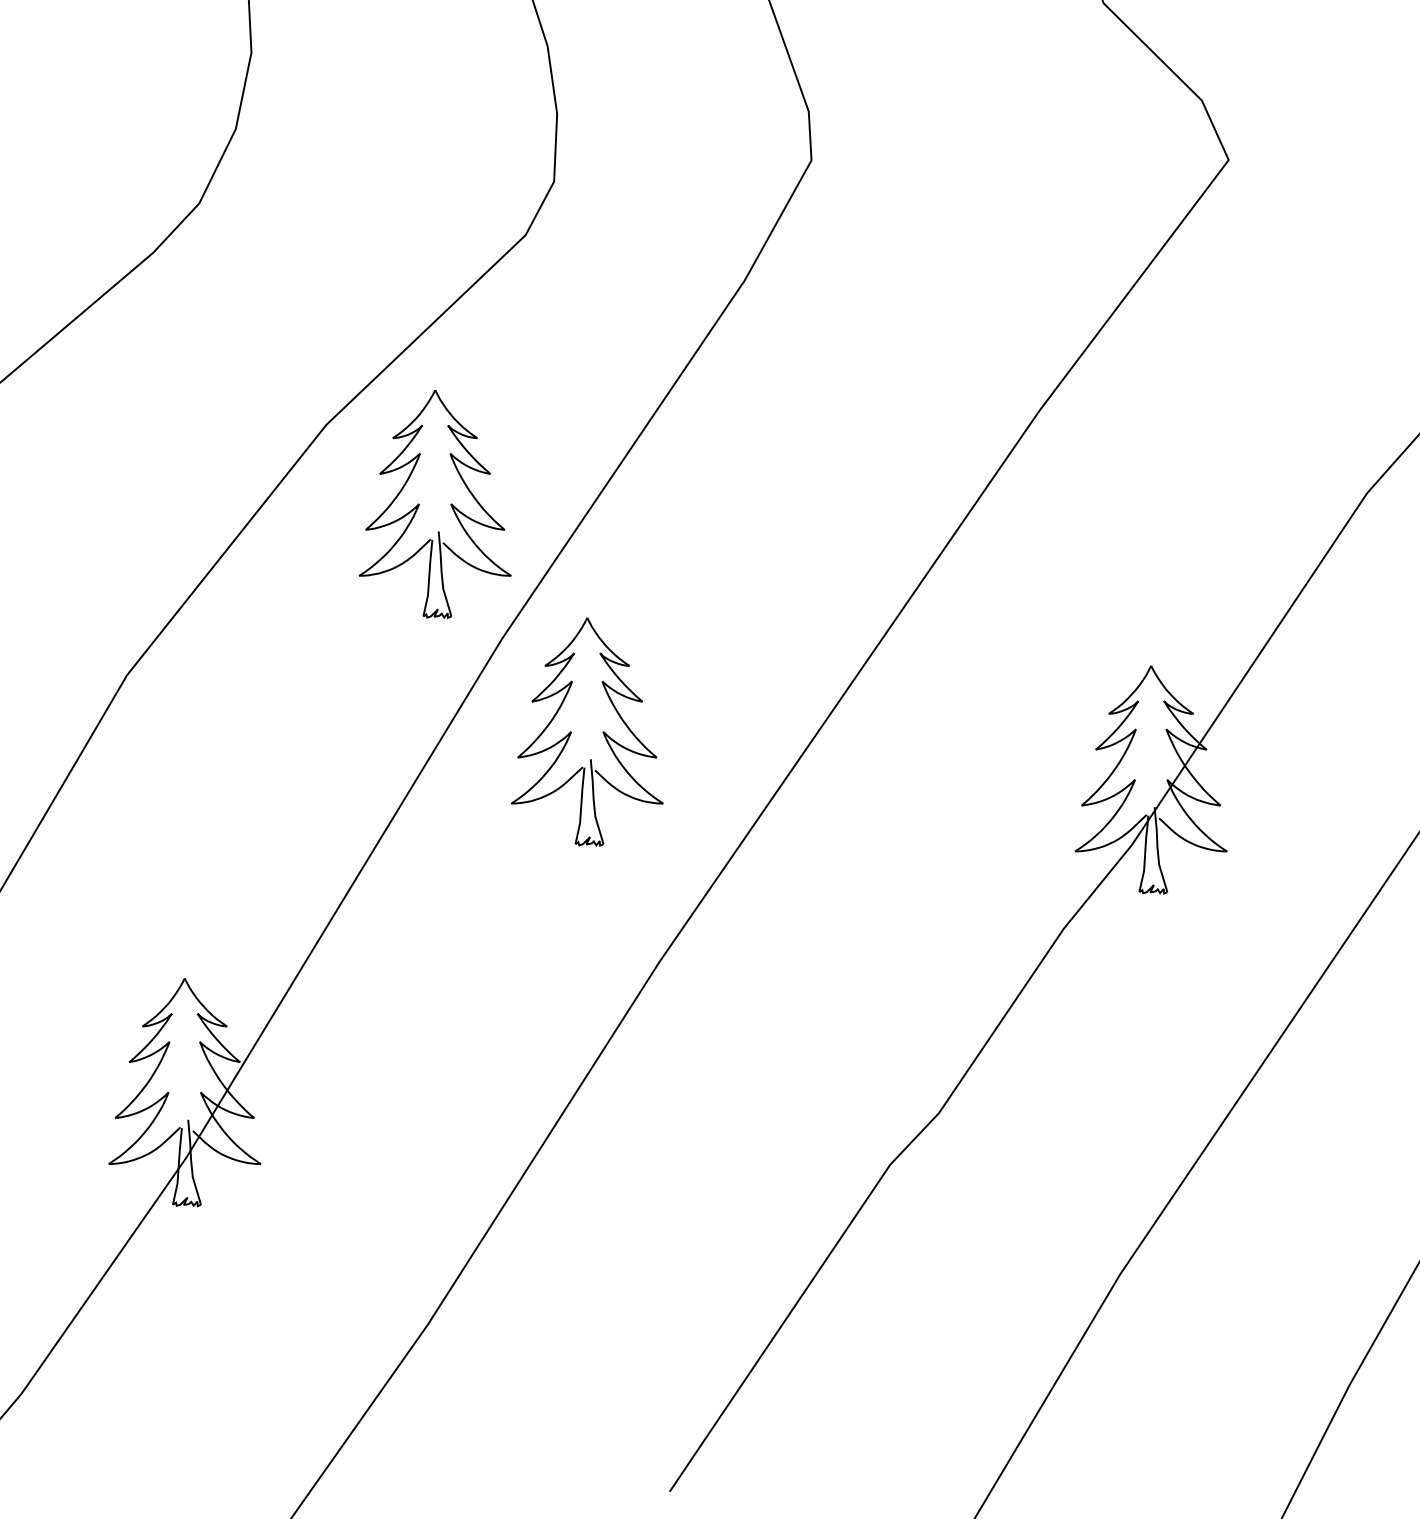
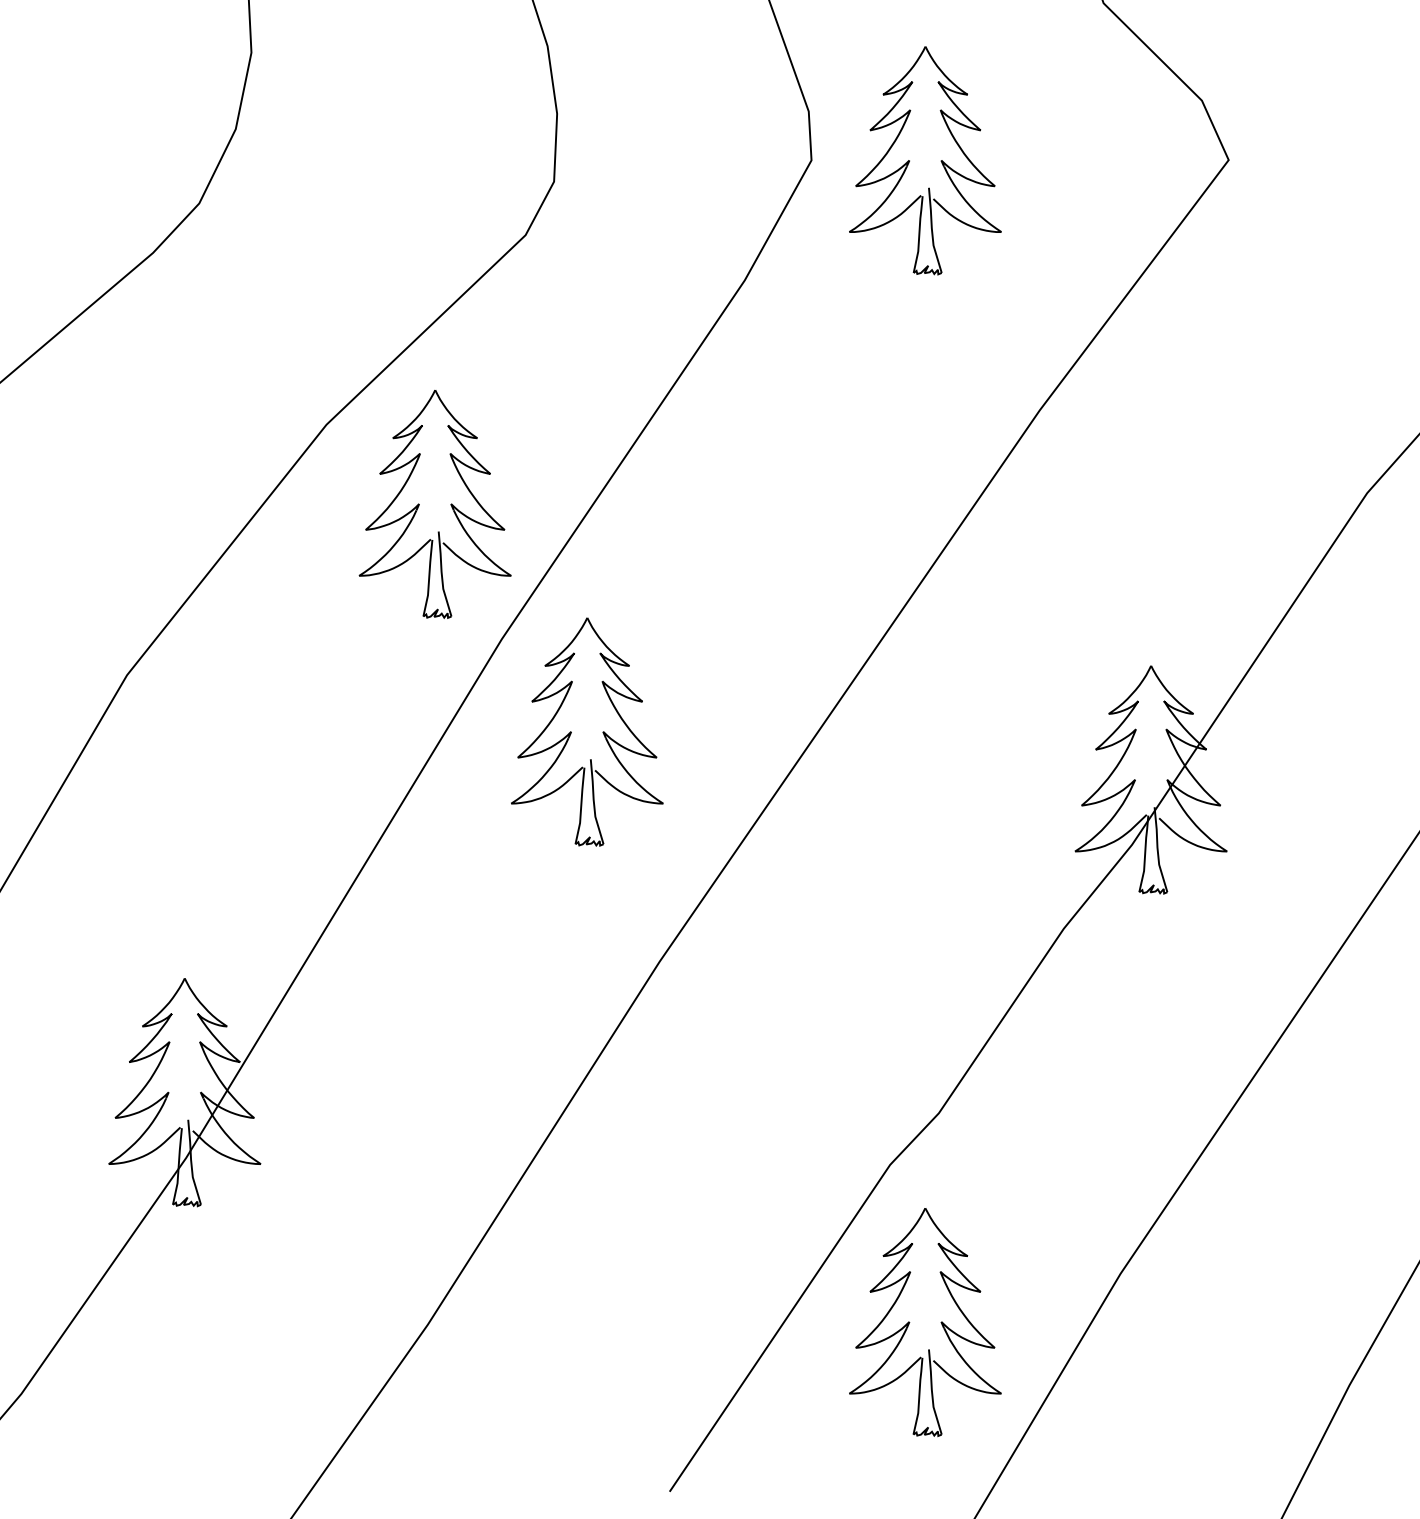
part: none -> present (940, 160)
part: none -> present (910, 1322)
